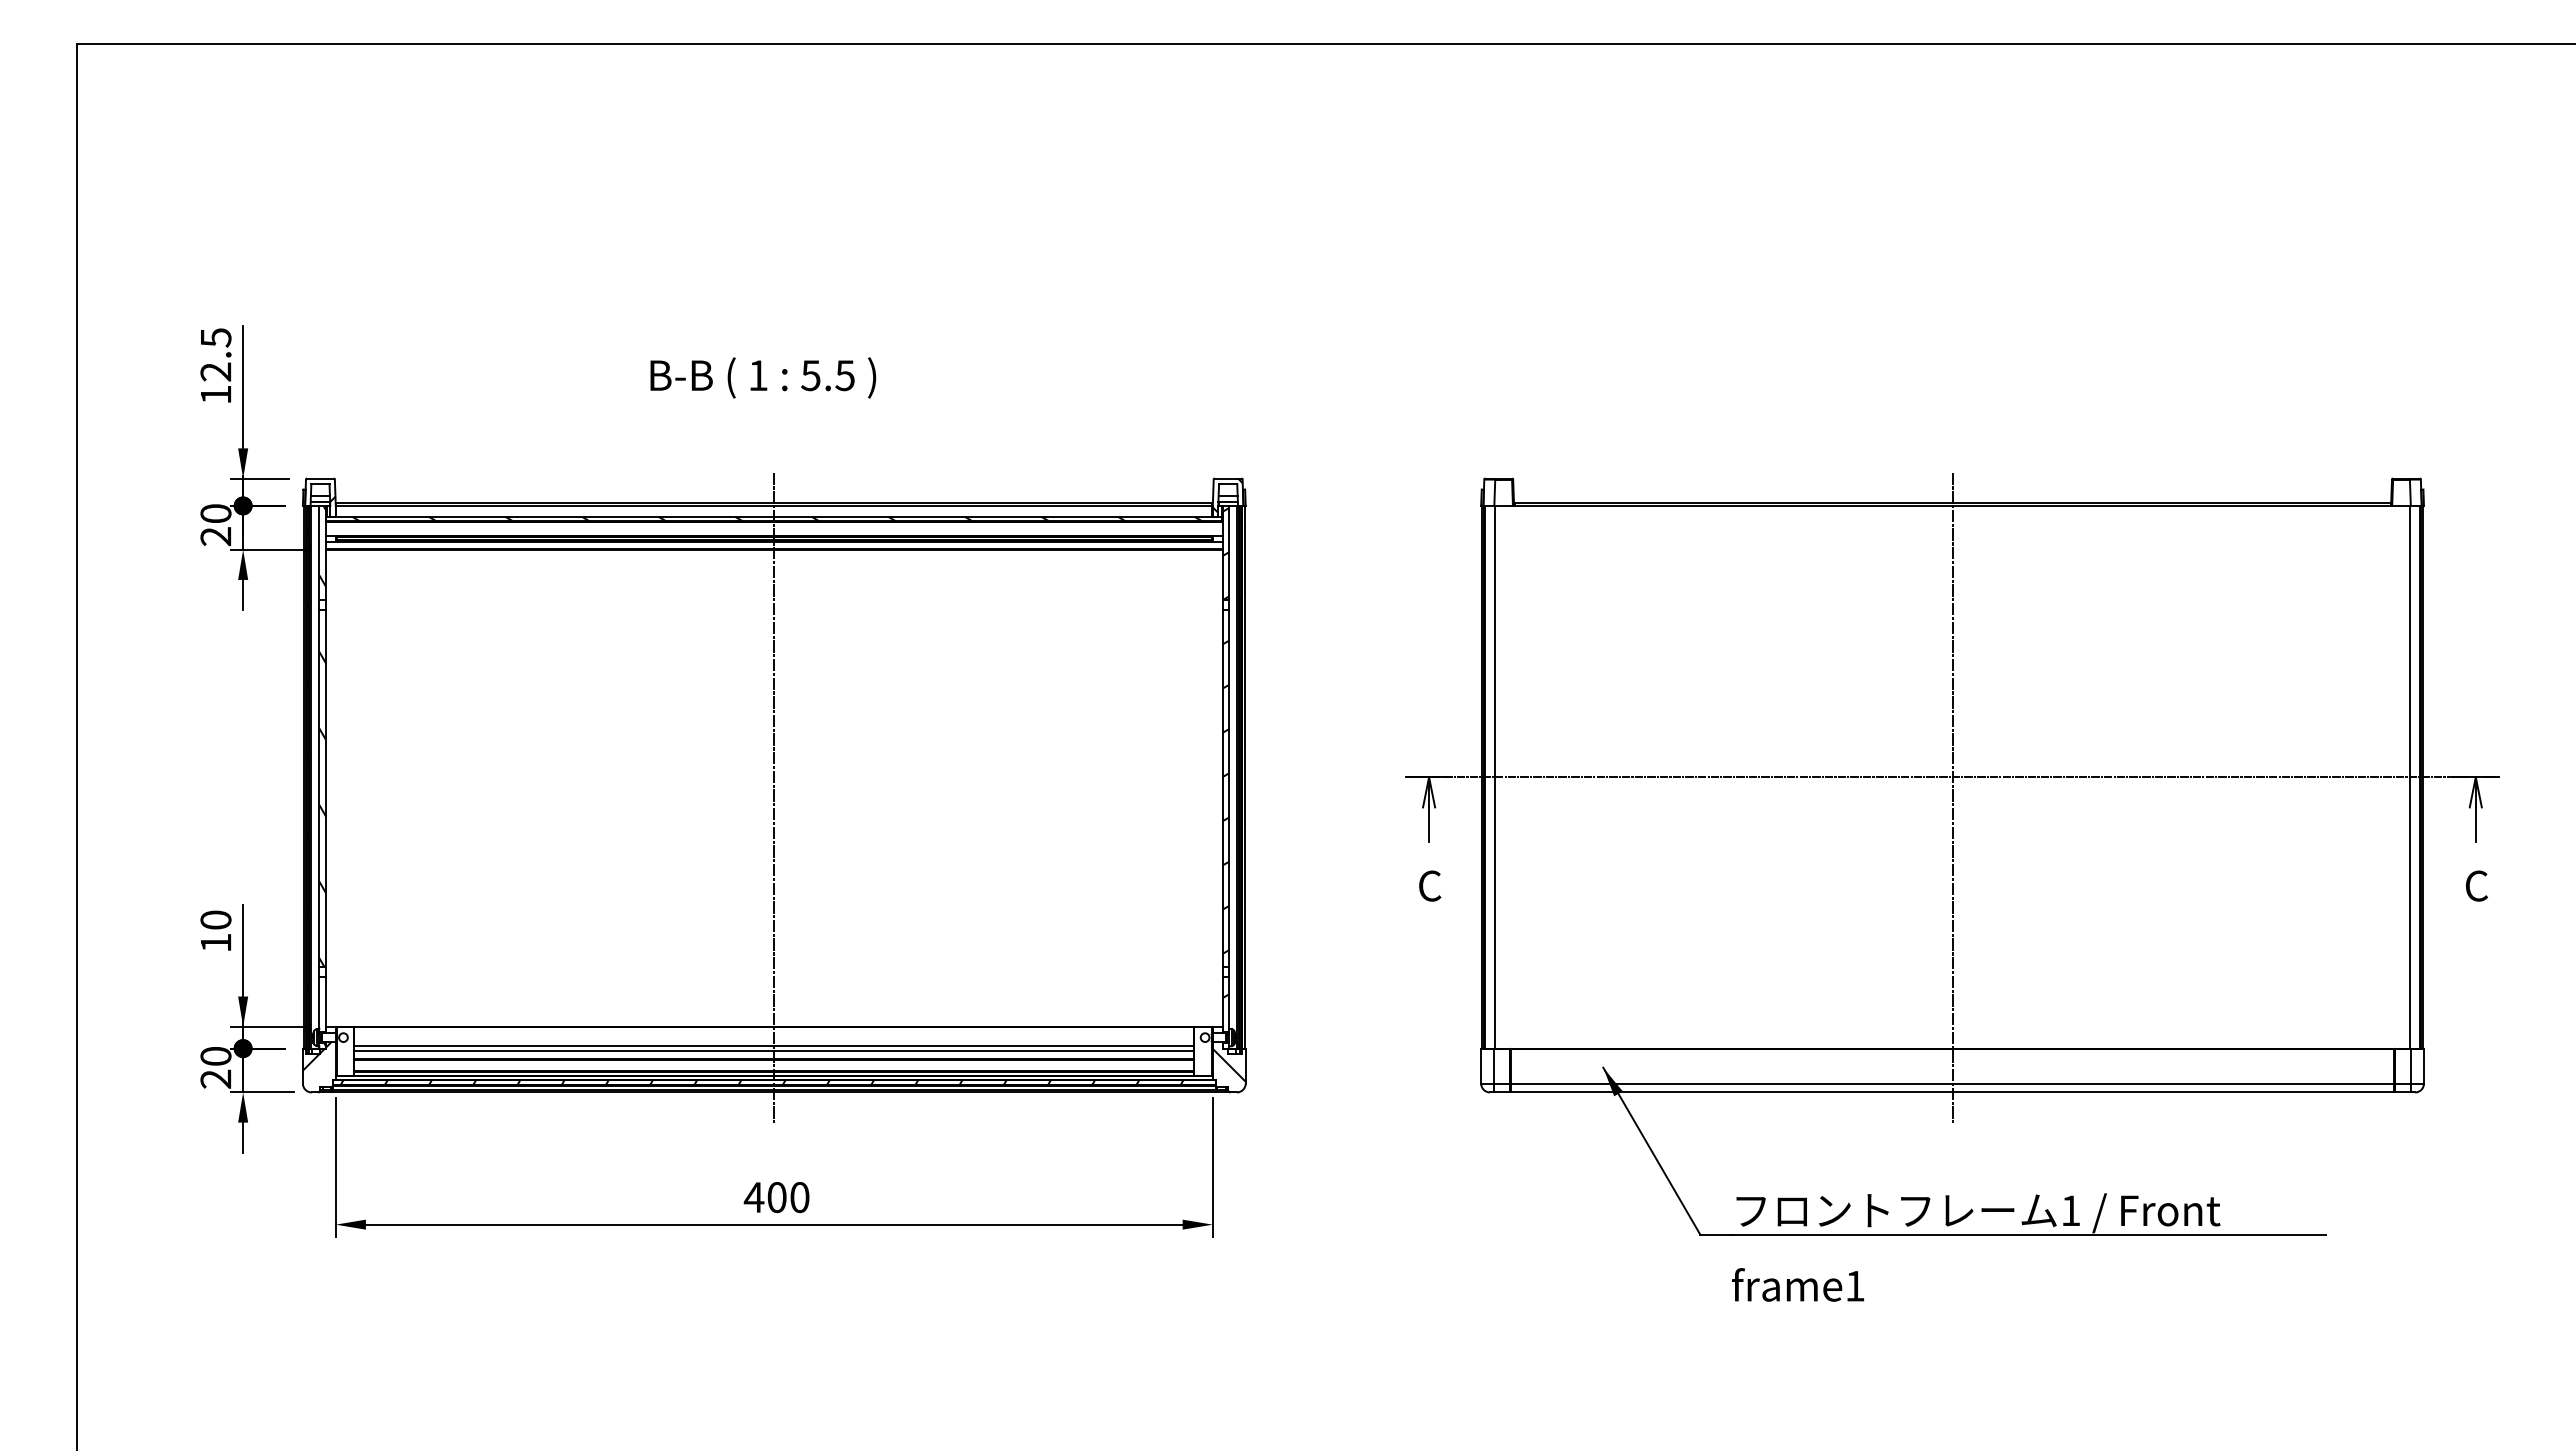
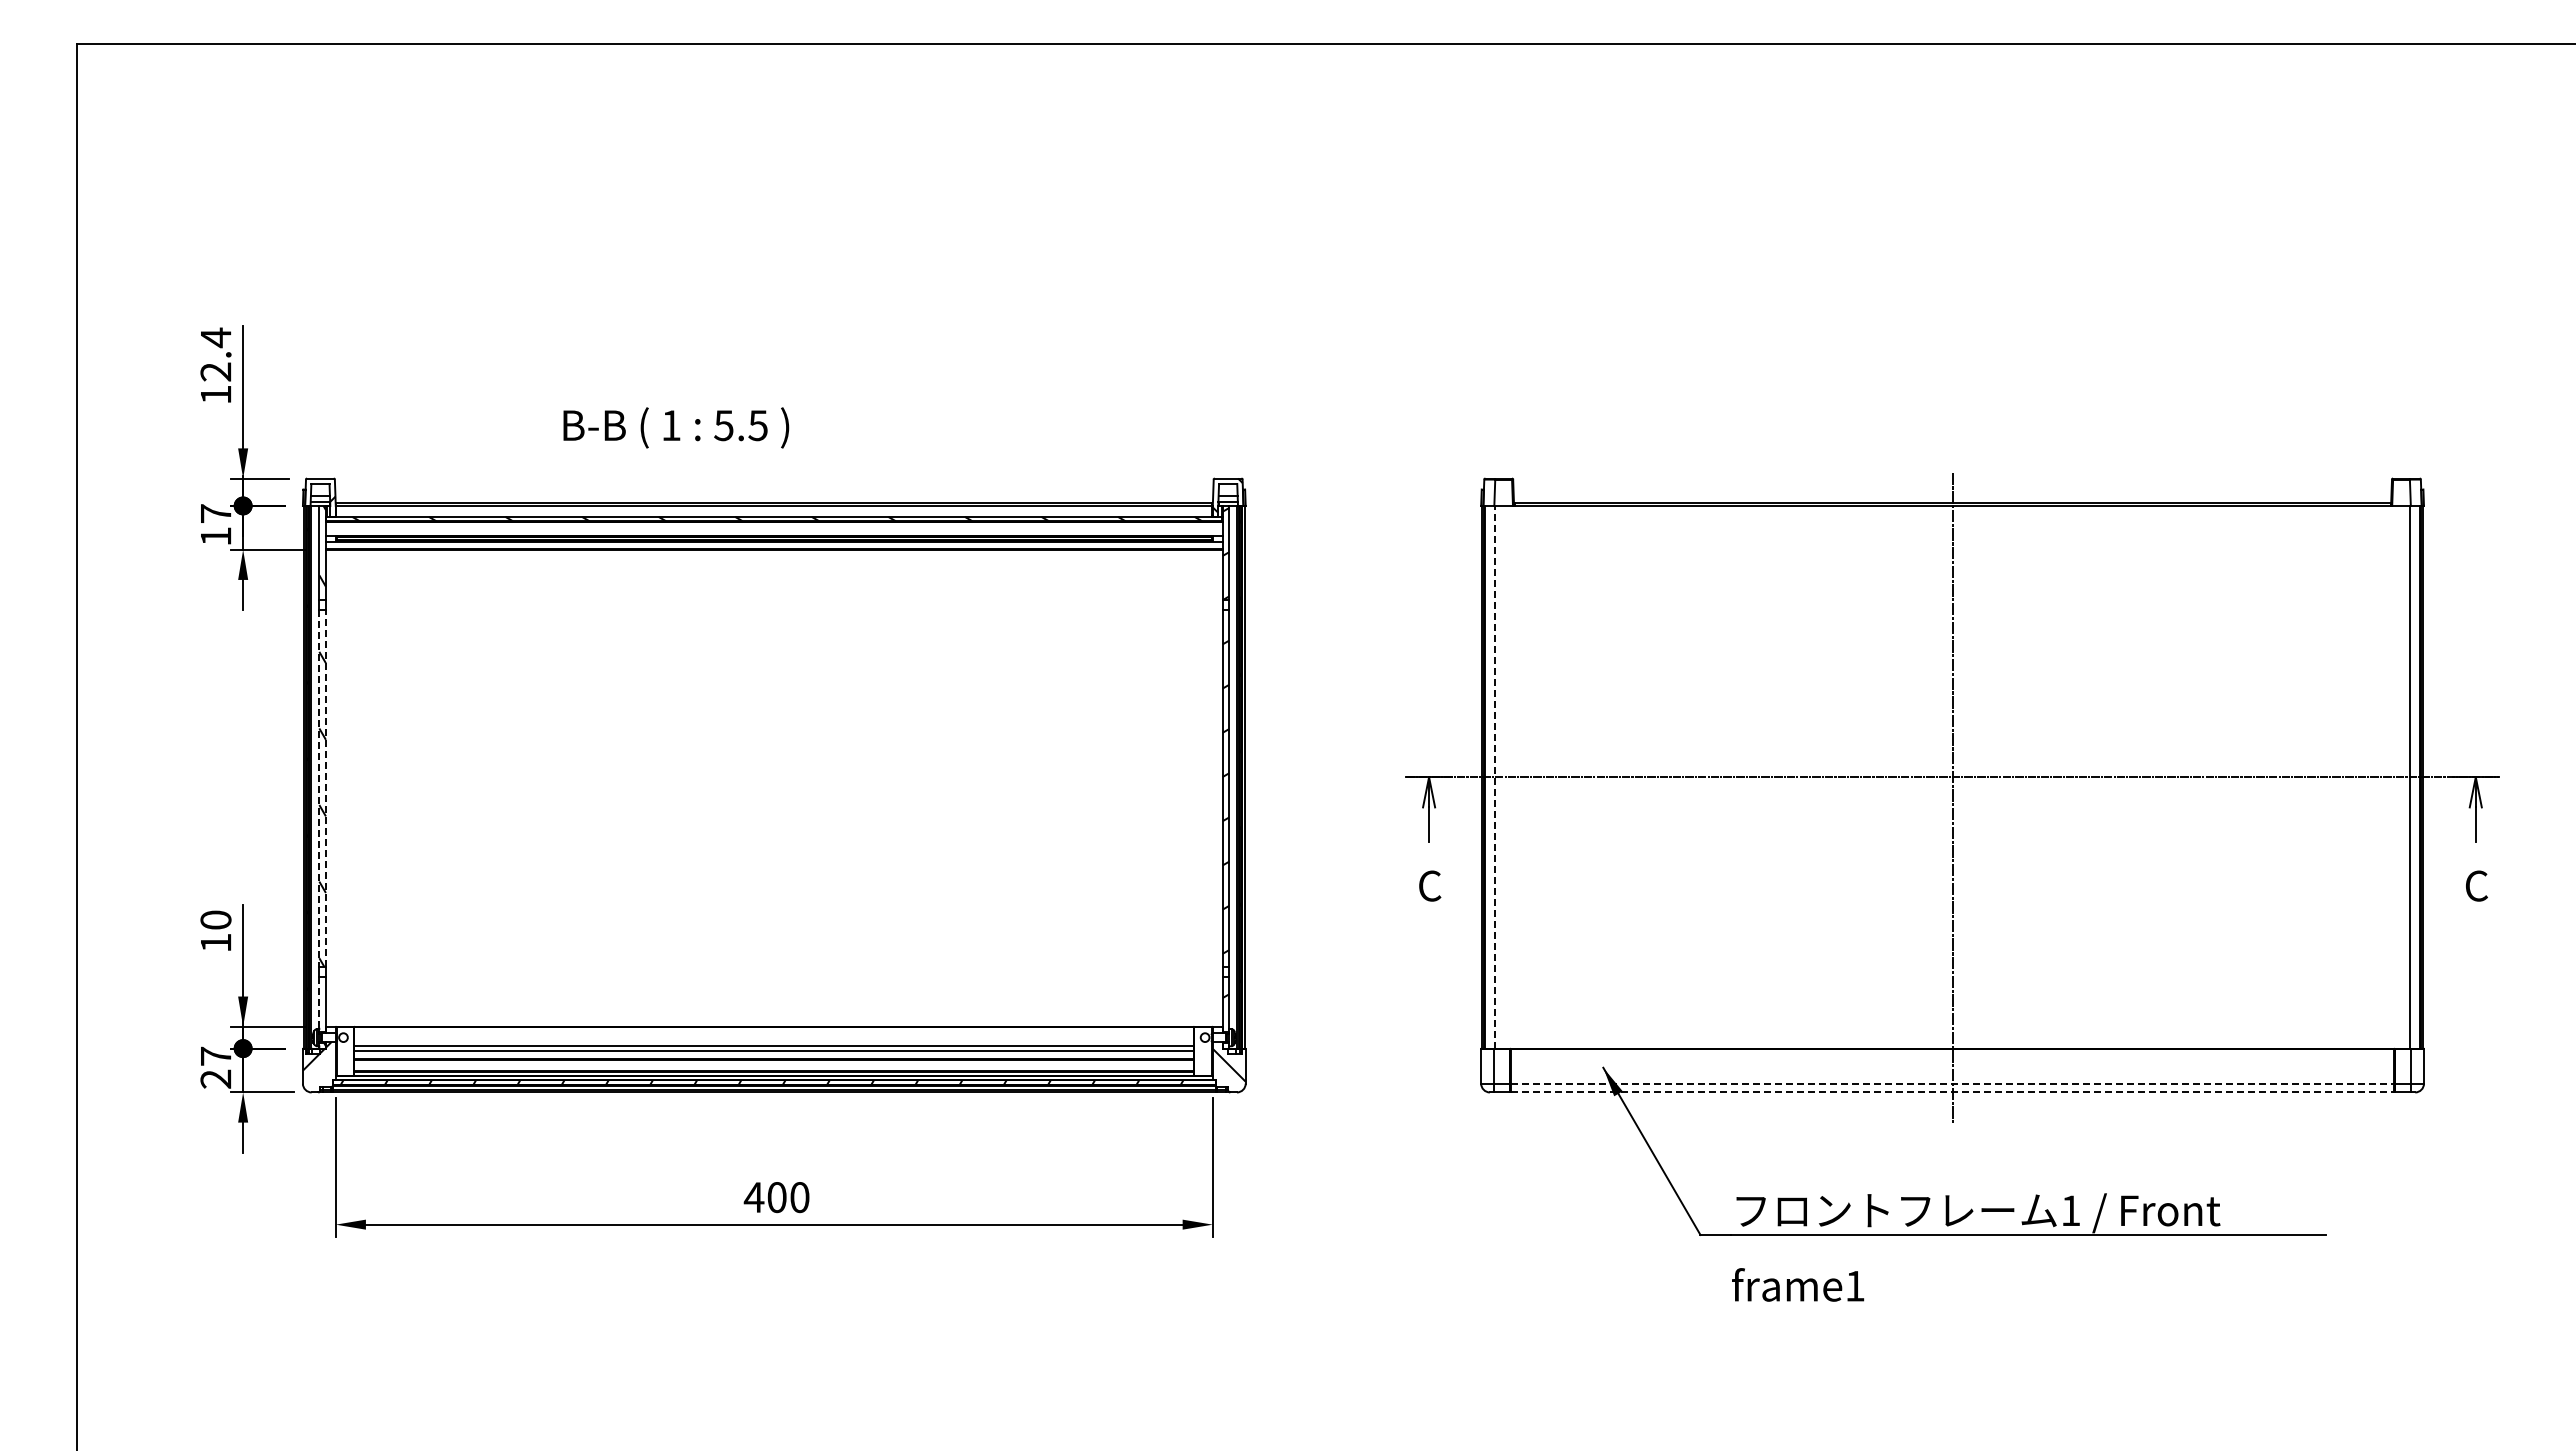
text: 12.5 -> 12.4 (216, 337)
text position: (763, 377) -> (676, 427) (676, 427)
text: 20 -> 17 (215, 525)
line: solid -> dashed (1494, 776)
line: solid -> dashed (319, 788)
line: solid -> dashed (325, 788)
line: present -> none (774, 797)
line: solid -> dashed (319, 1003)
text: 20 -> 27 (215, 1055)
line: solid -> dashed (1952, 1083)
line: solid -> dashed (1952, 1092)
